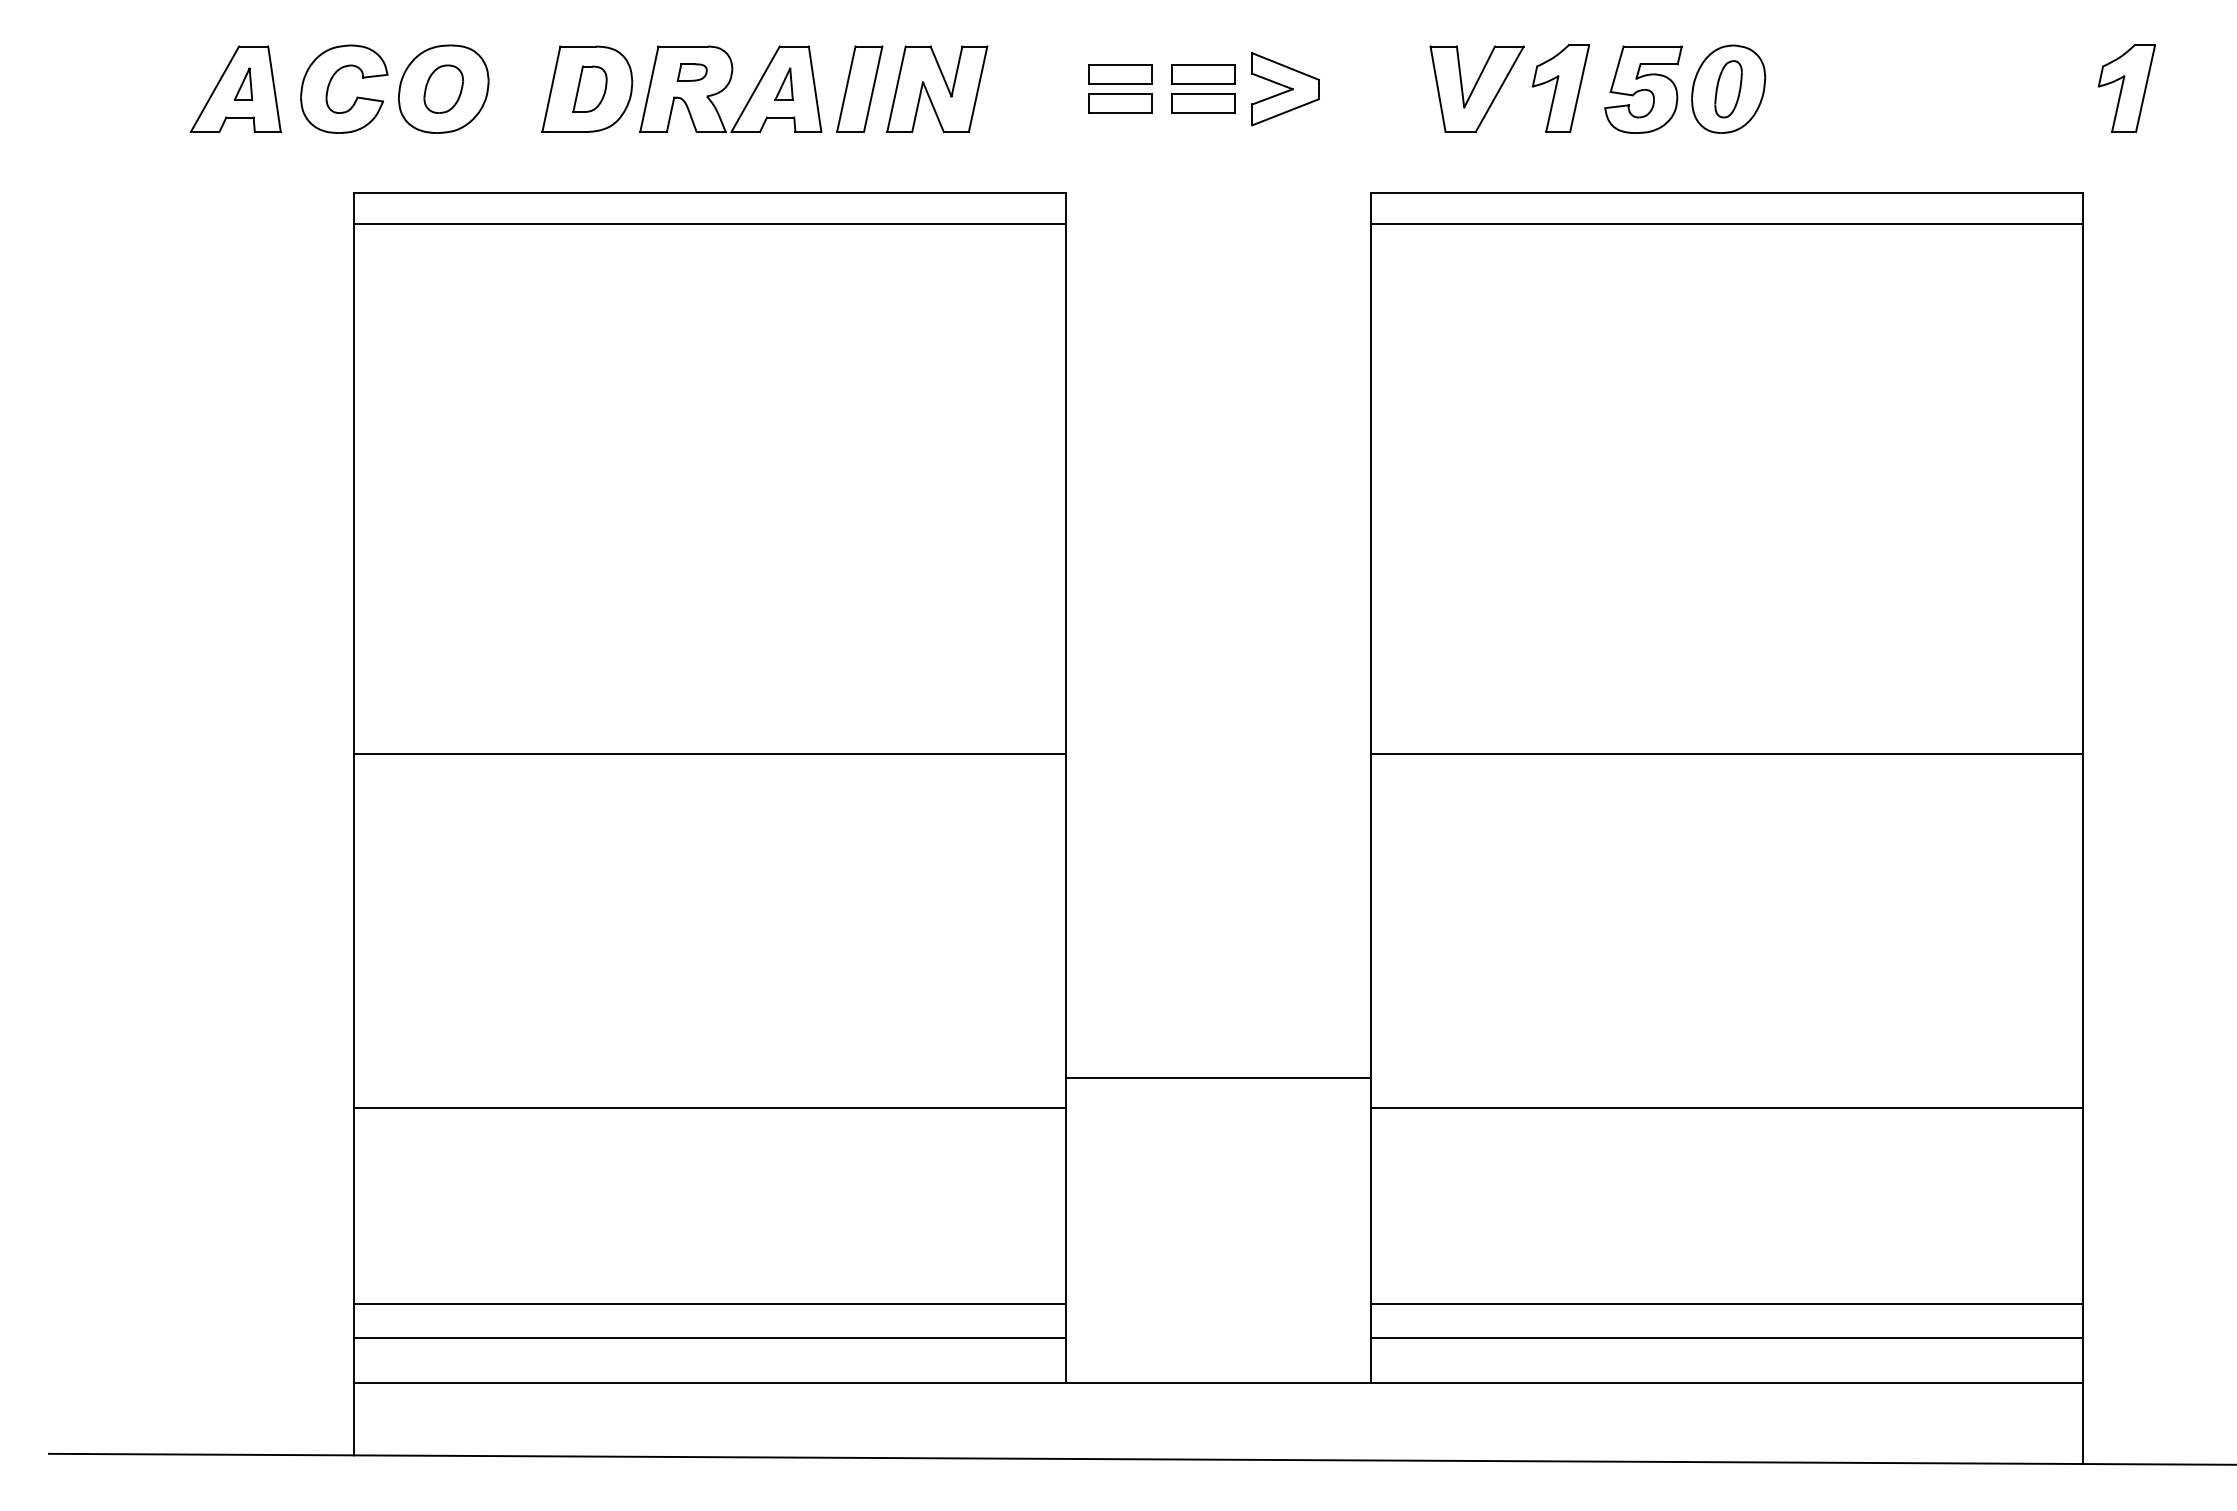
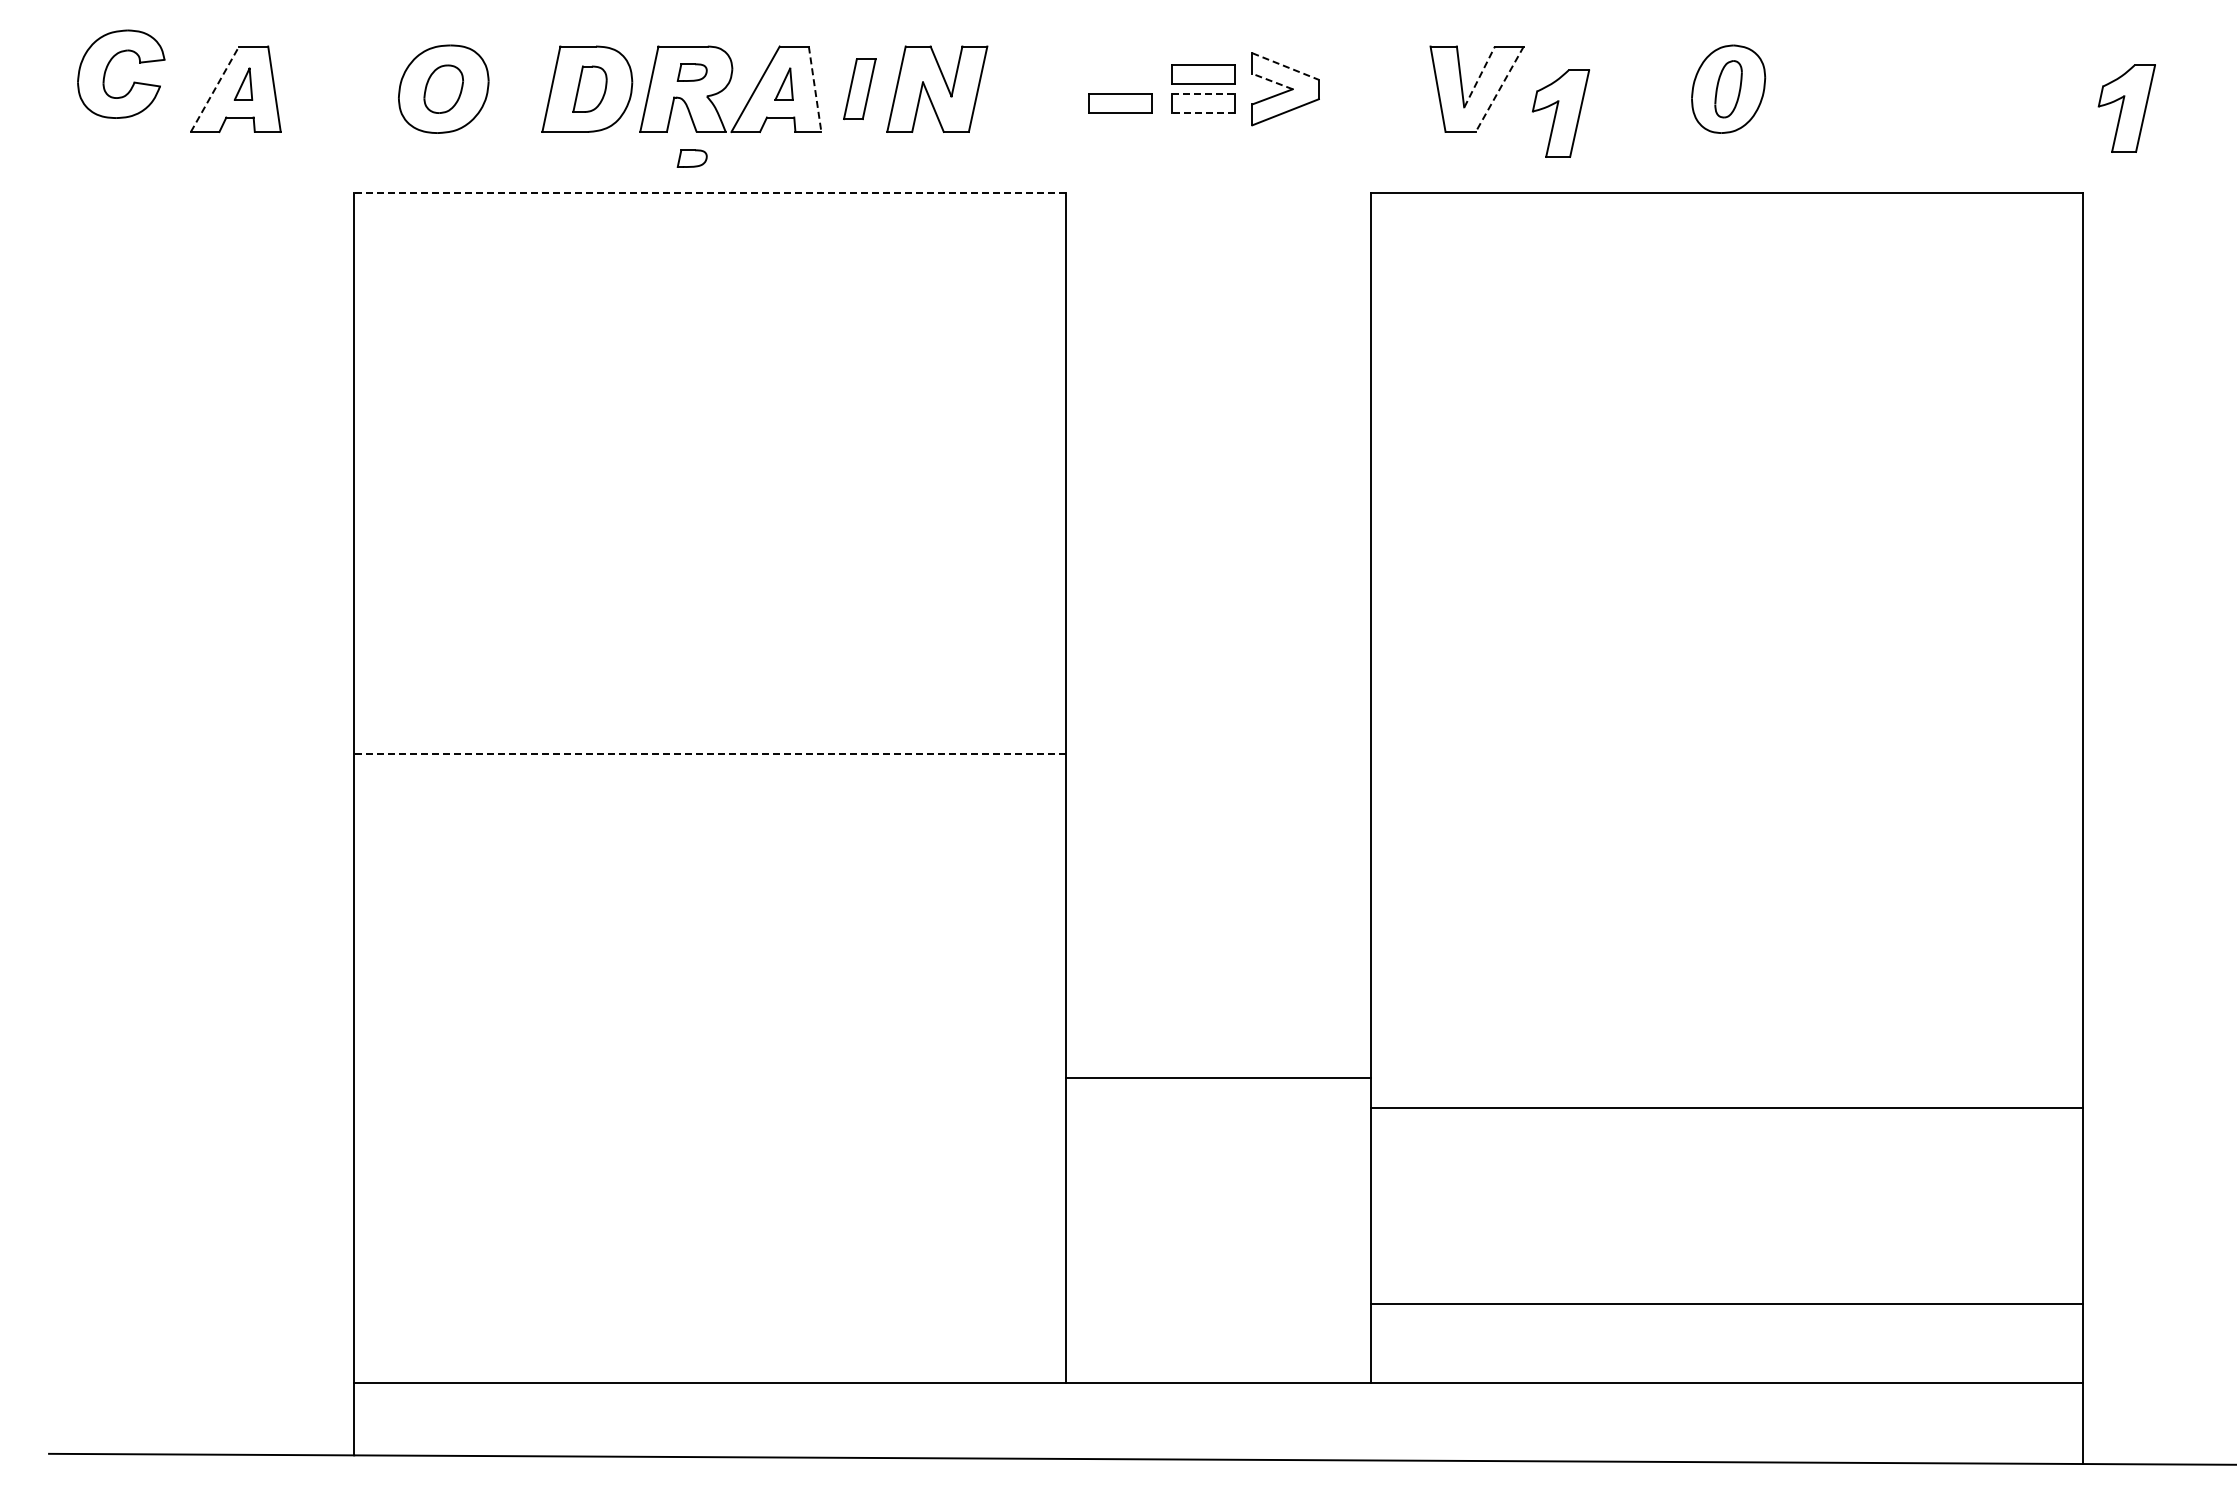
line: solid -> dashed (1285, 66)
part: present -> none (1120, 74)
line: solid -> dashed (1479, 76)
line: solid -> dashed (1272, 81)
line: solid -> dashed (215, 88)
part size: 48x88 px -> 34x62 px (859, 88)
part position: (1561, 88) -> (1561, 113) (1561, 113)
part position: (2126, 88) -> (2126, 108) (2126, 108)
line: solid -> dashed (815, 89)
line: solid -> dashed (1499, 89)
part: present -> none (1643, 89)
line: solid -> dashed (1203, 94)
part position: (356, 96) -> (133, 81) (133, 81)
line: solid -> dashed (1203, 113)
part: none -> present (691, 158)
line: solid -> dashed (709, 193)
line: present -> none (710, 223)
line: present -> none (1727, 223)
line: solid -> dashed (709, 754)
line: present -> none (1727, 754)
line: present -> none (710, 1108)
line: present -> none (710, 1303)
line: present -> none (710, 1338)
line: present -> none (1727, 1338)
